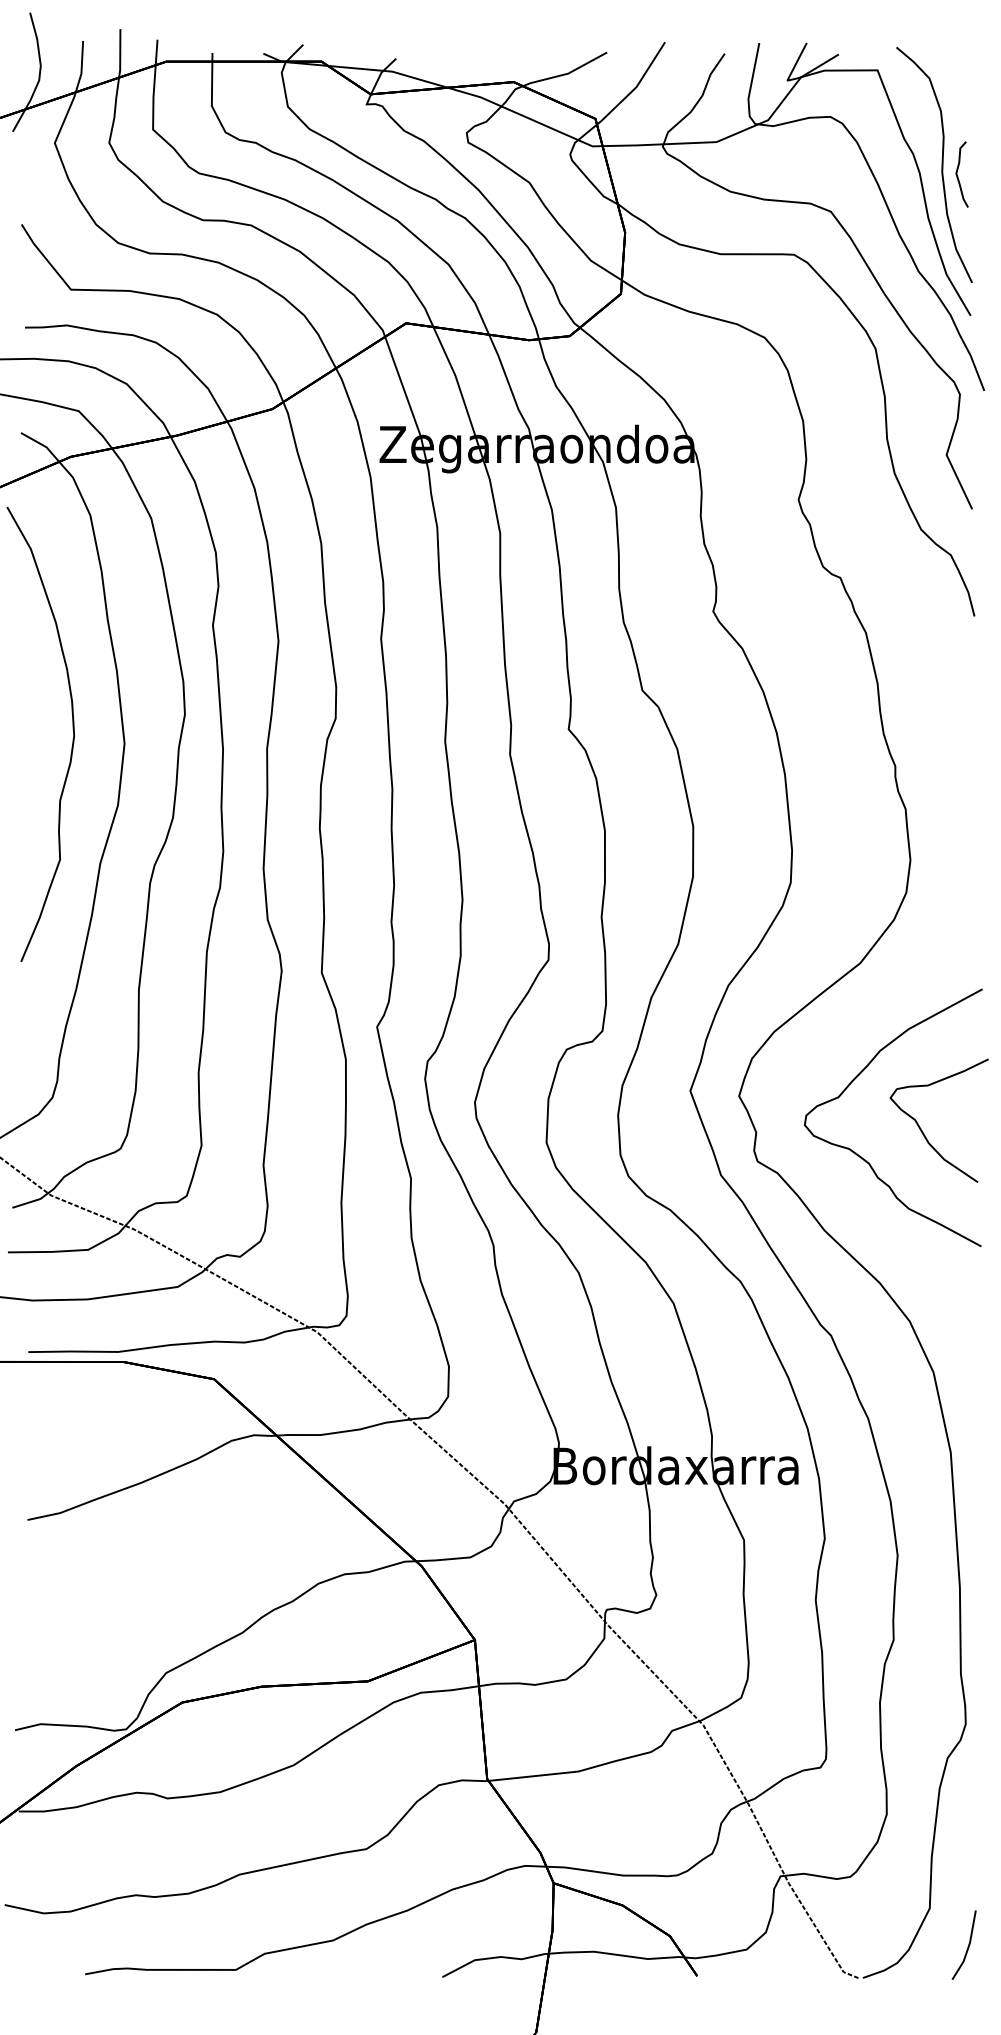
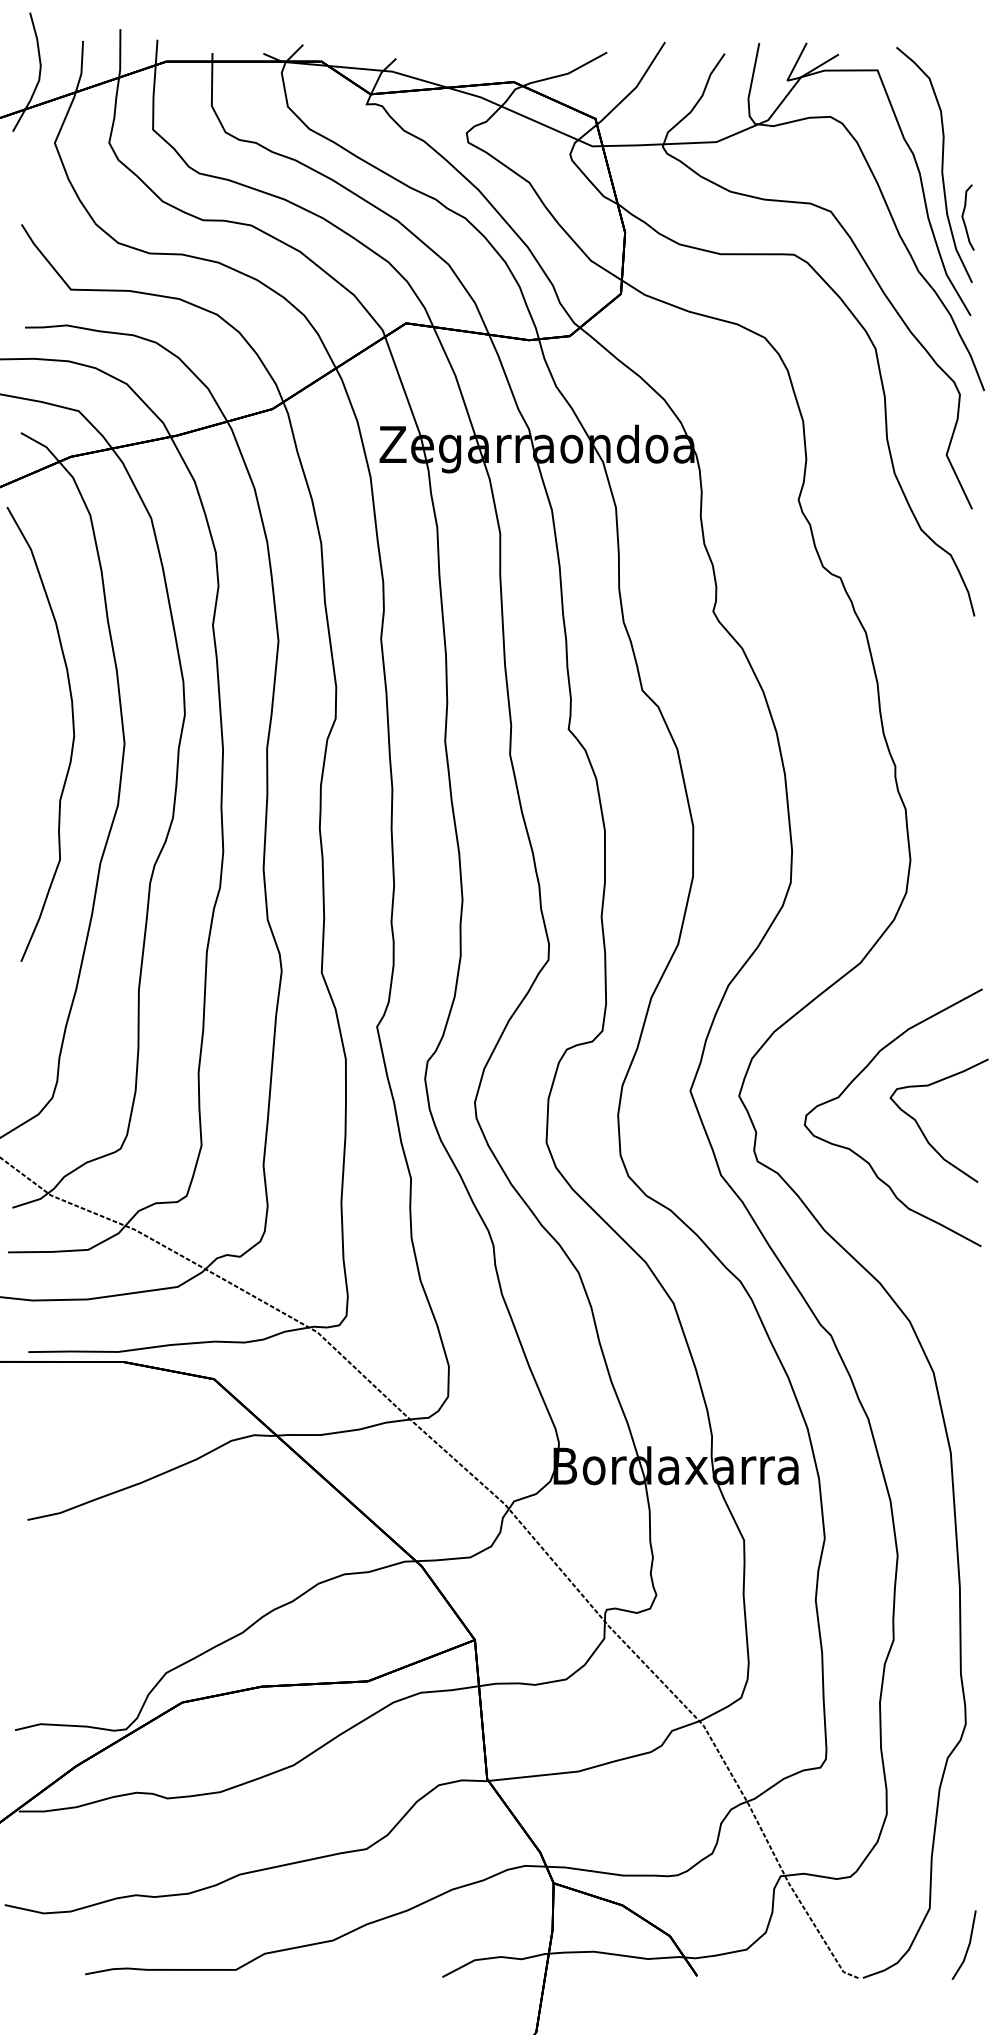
part position: (961, 174) -> (967, 217) (967, 217)
